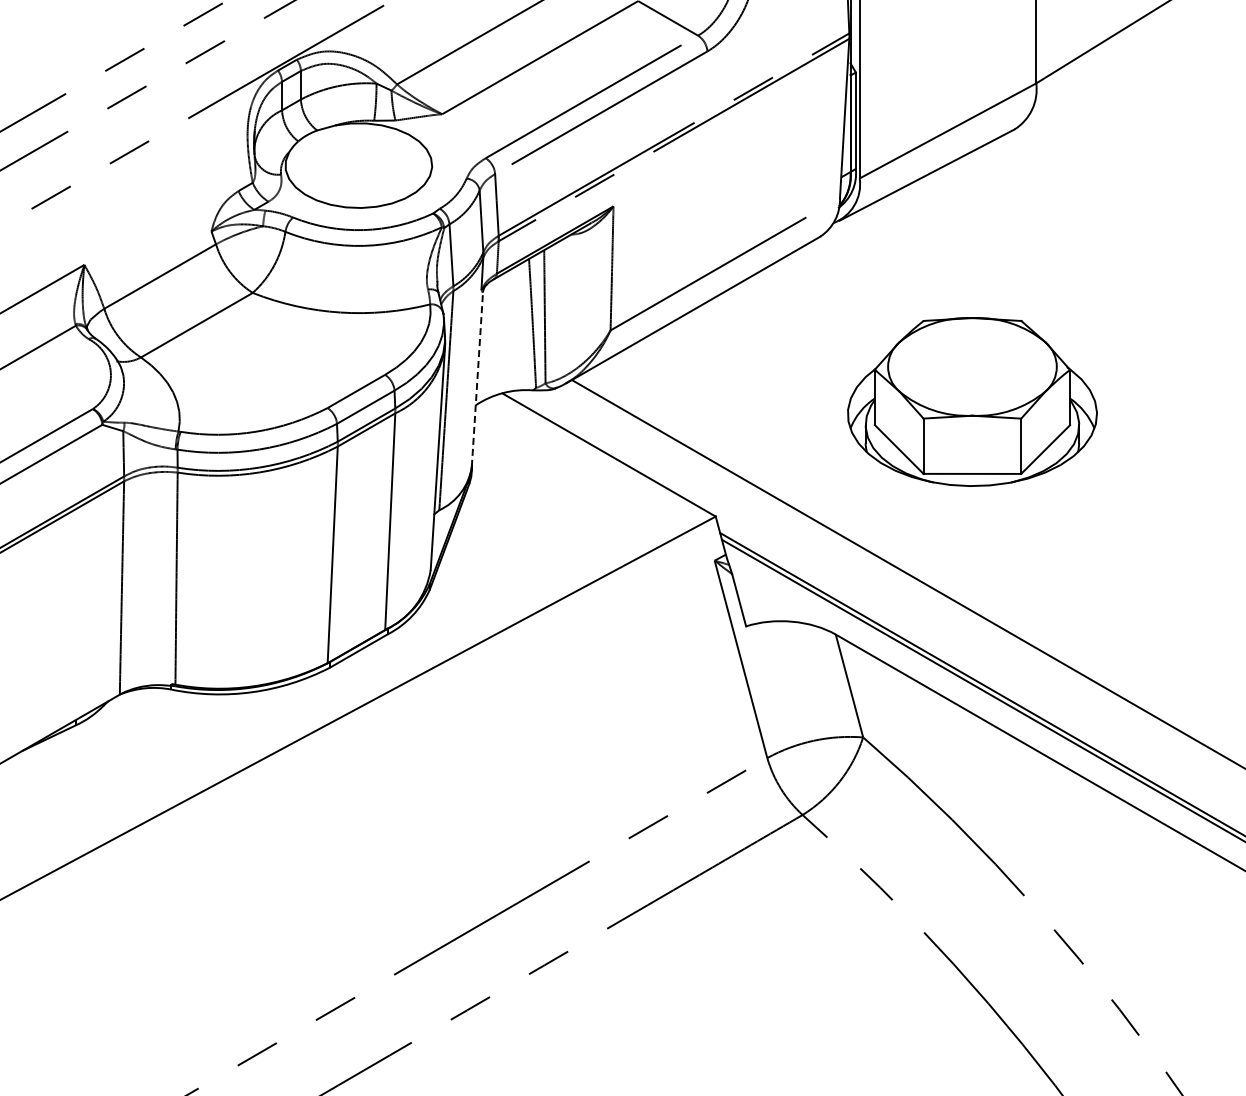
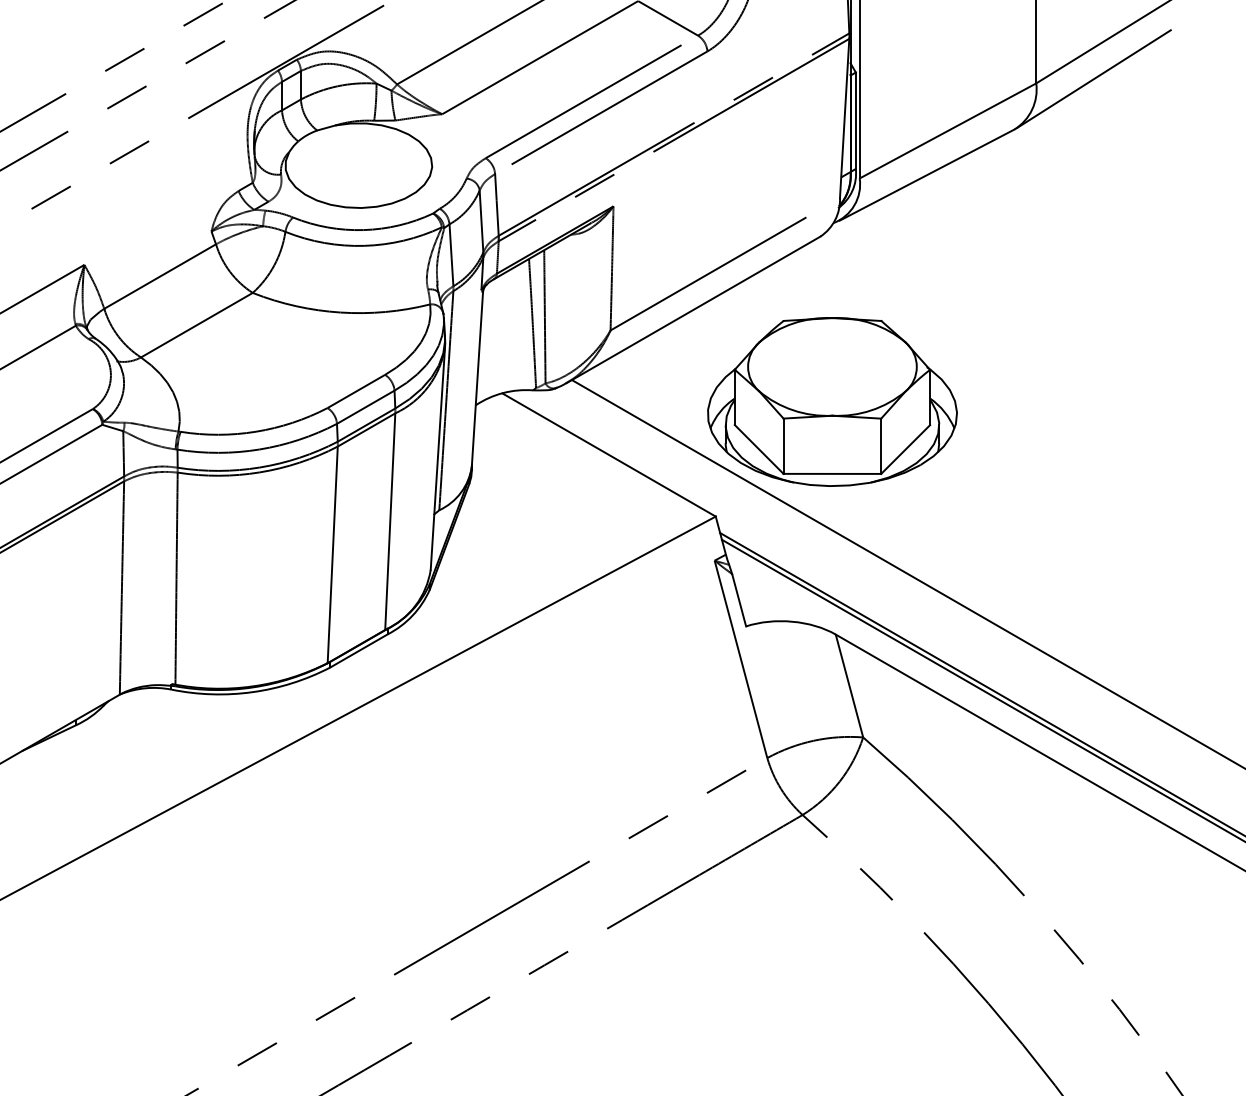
line: none -> present (1093, 79)
line: dashed -> solid (477, 379)
part position: (972, 401) -> (832, 401) (832, 401)
